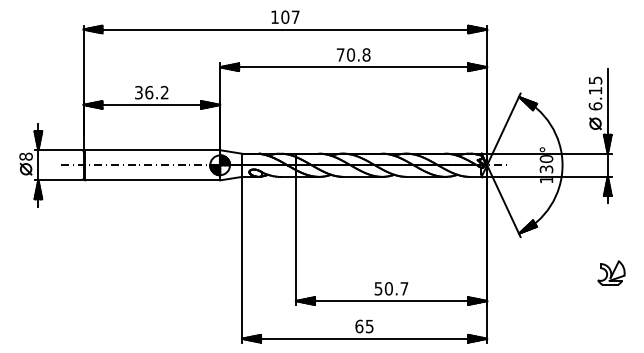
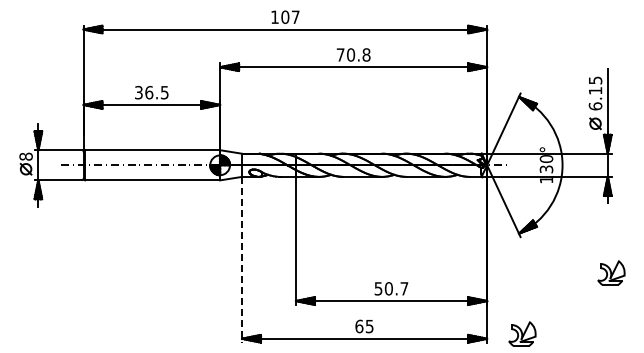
text: 36.2 -> 36.5 (164, 92)
line: solid -> dashed (242, 259)
part: none -> present (522, 333)
